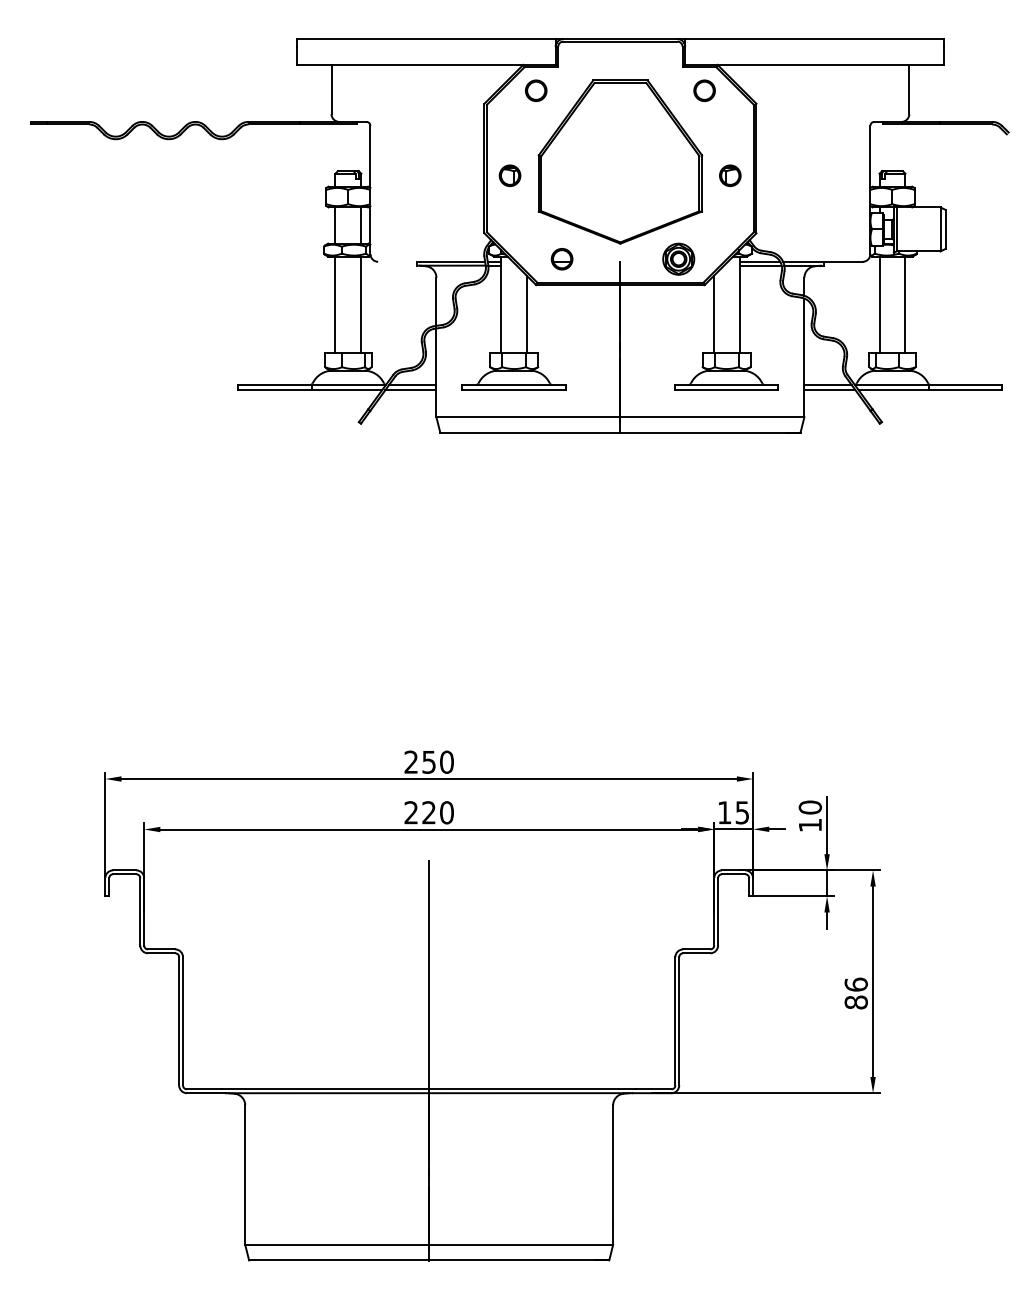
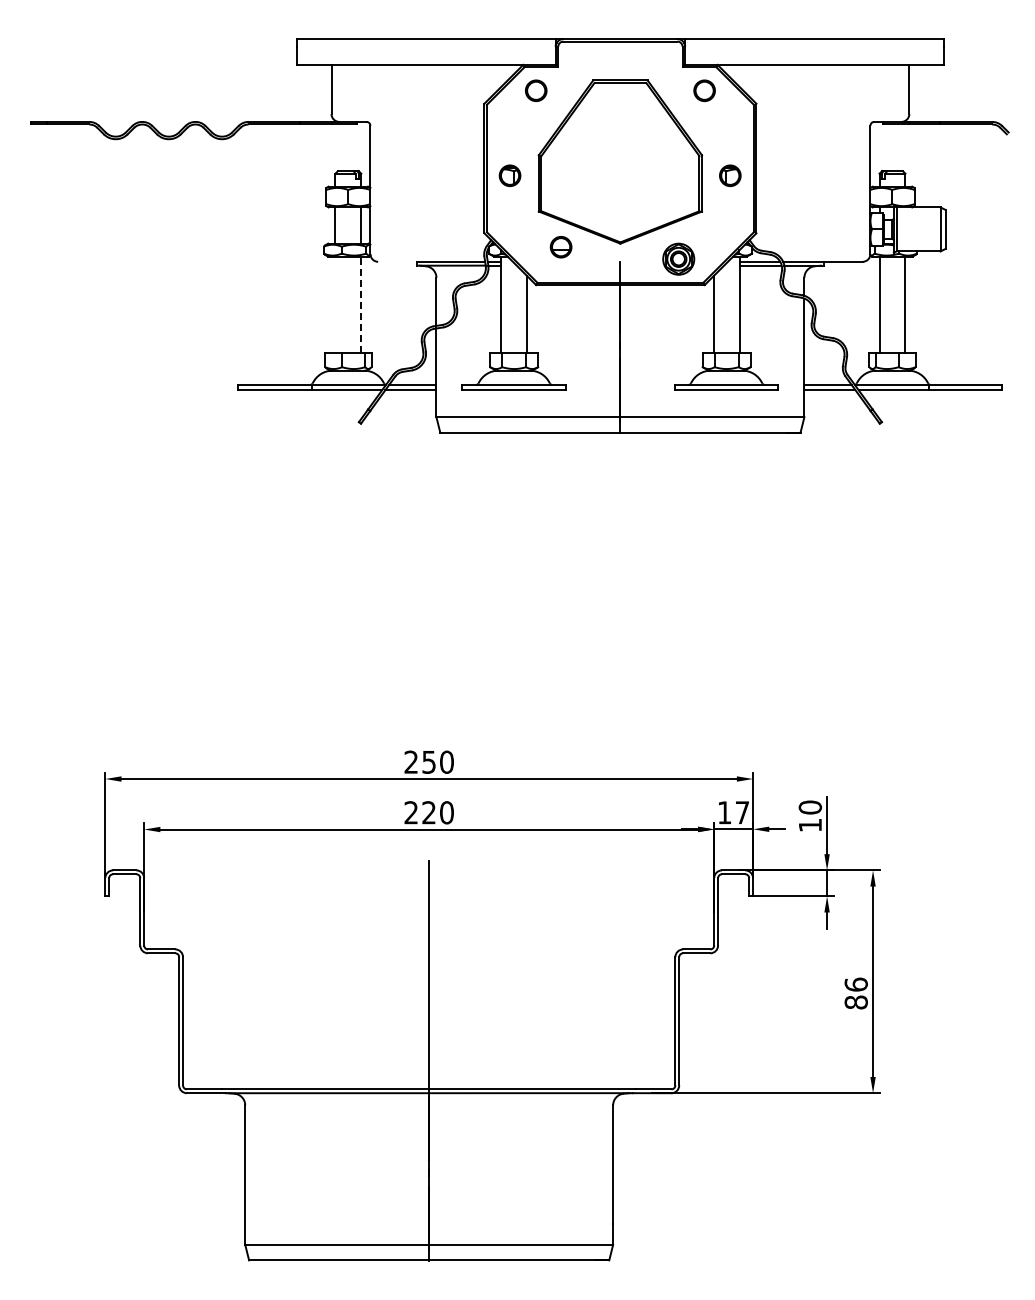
part position: (561, 259) -> (560, 247) (560, 247)
line: present -> none (335, 304)
line: solid -> dashed (361, 304)
text: 15 -> 17 (741, 812)
